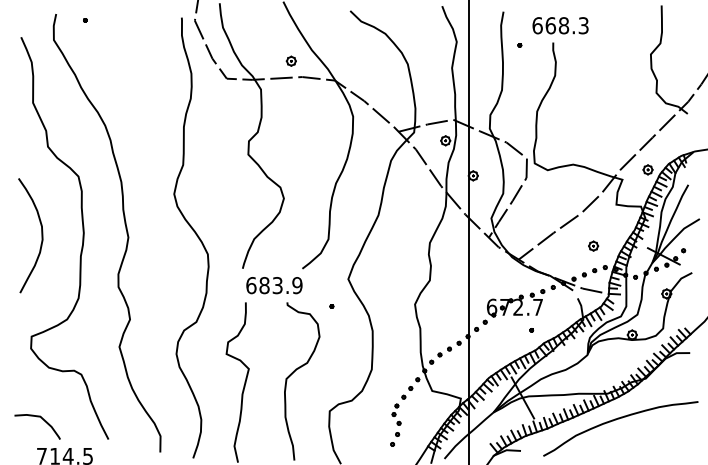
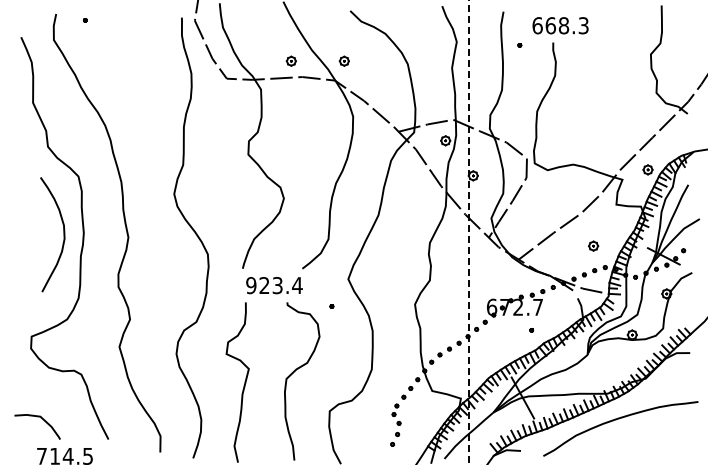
part: none -> present (343, 60)
line: solid -> dashed (468, 231)
curve position: (41, 235) -> (63, 234) (63, 234)
text: 683.9 -> 923.4 (274, 285)
